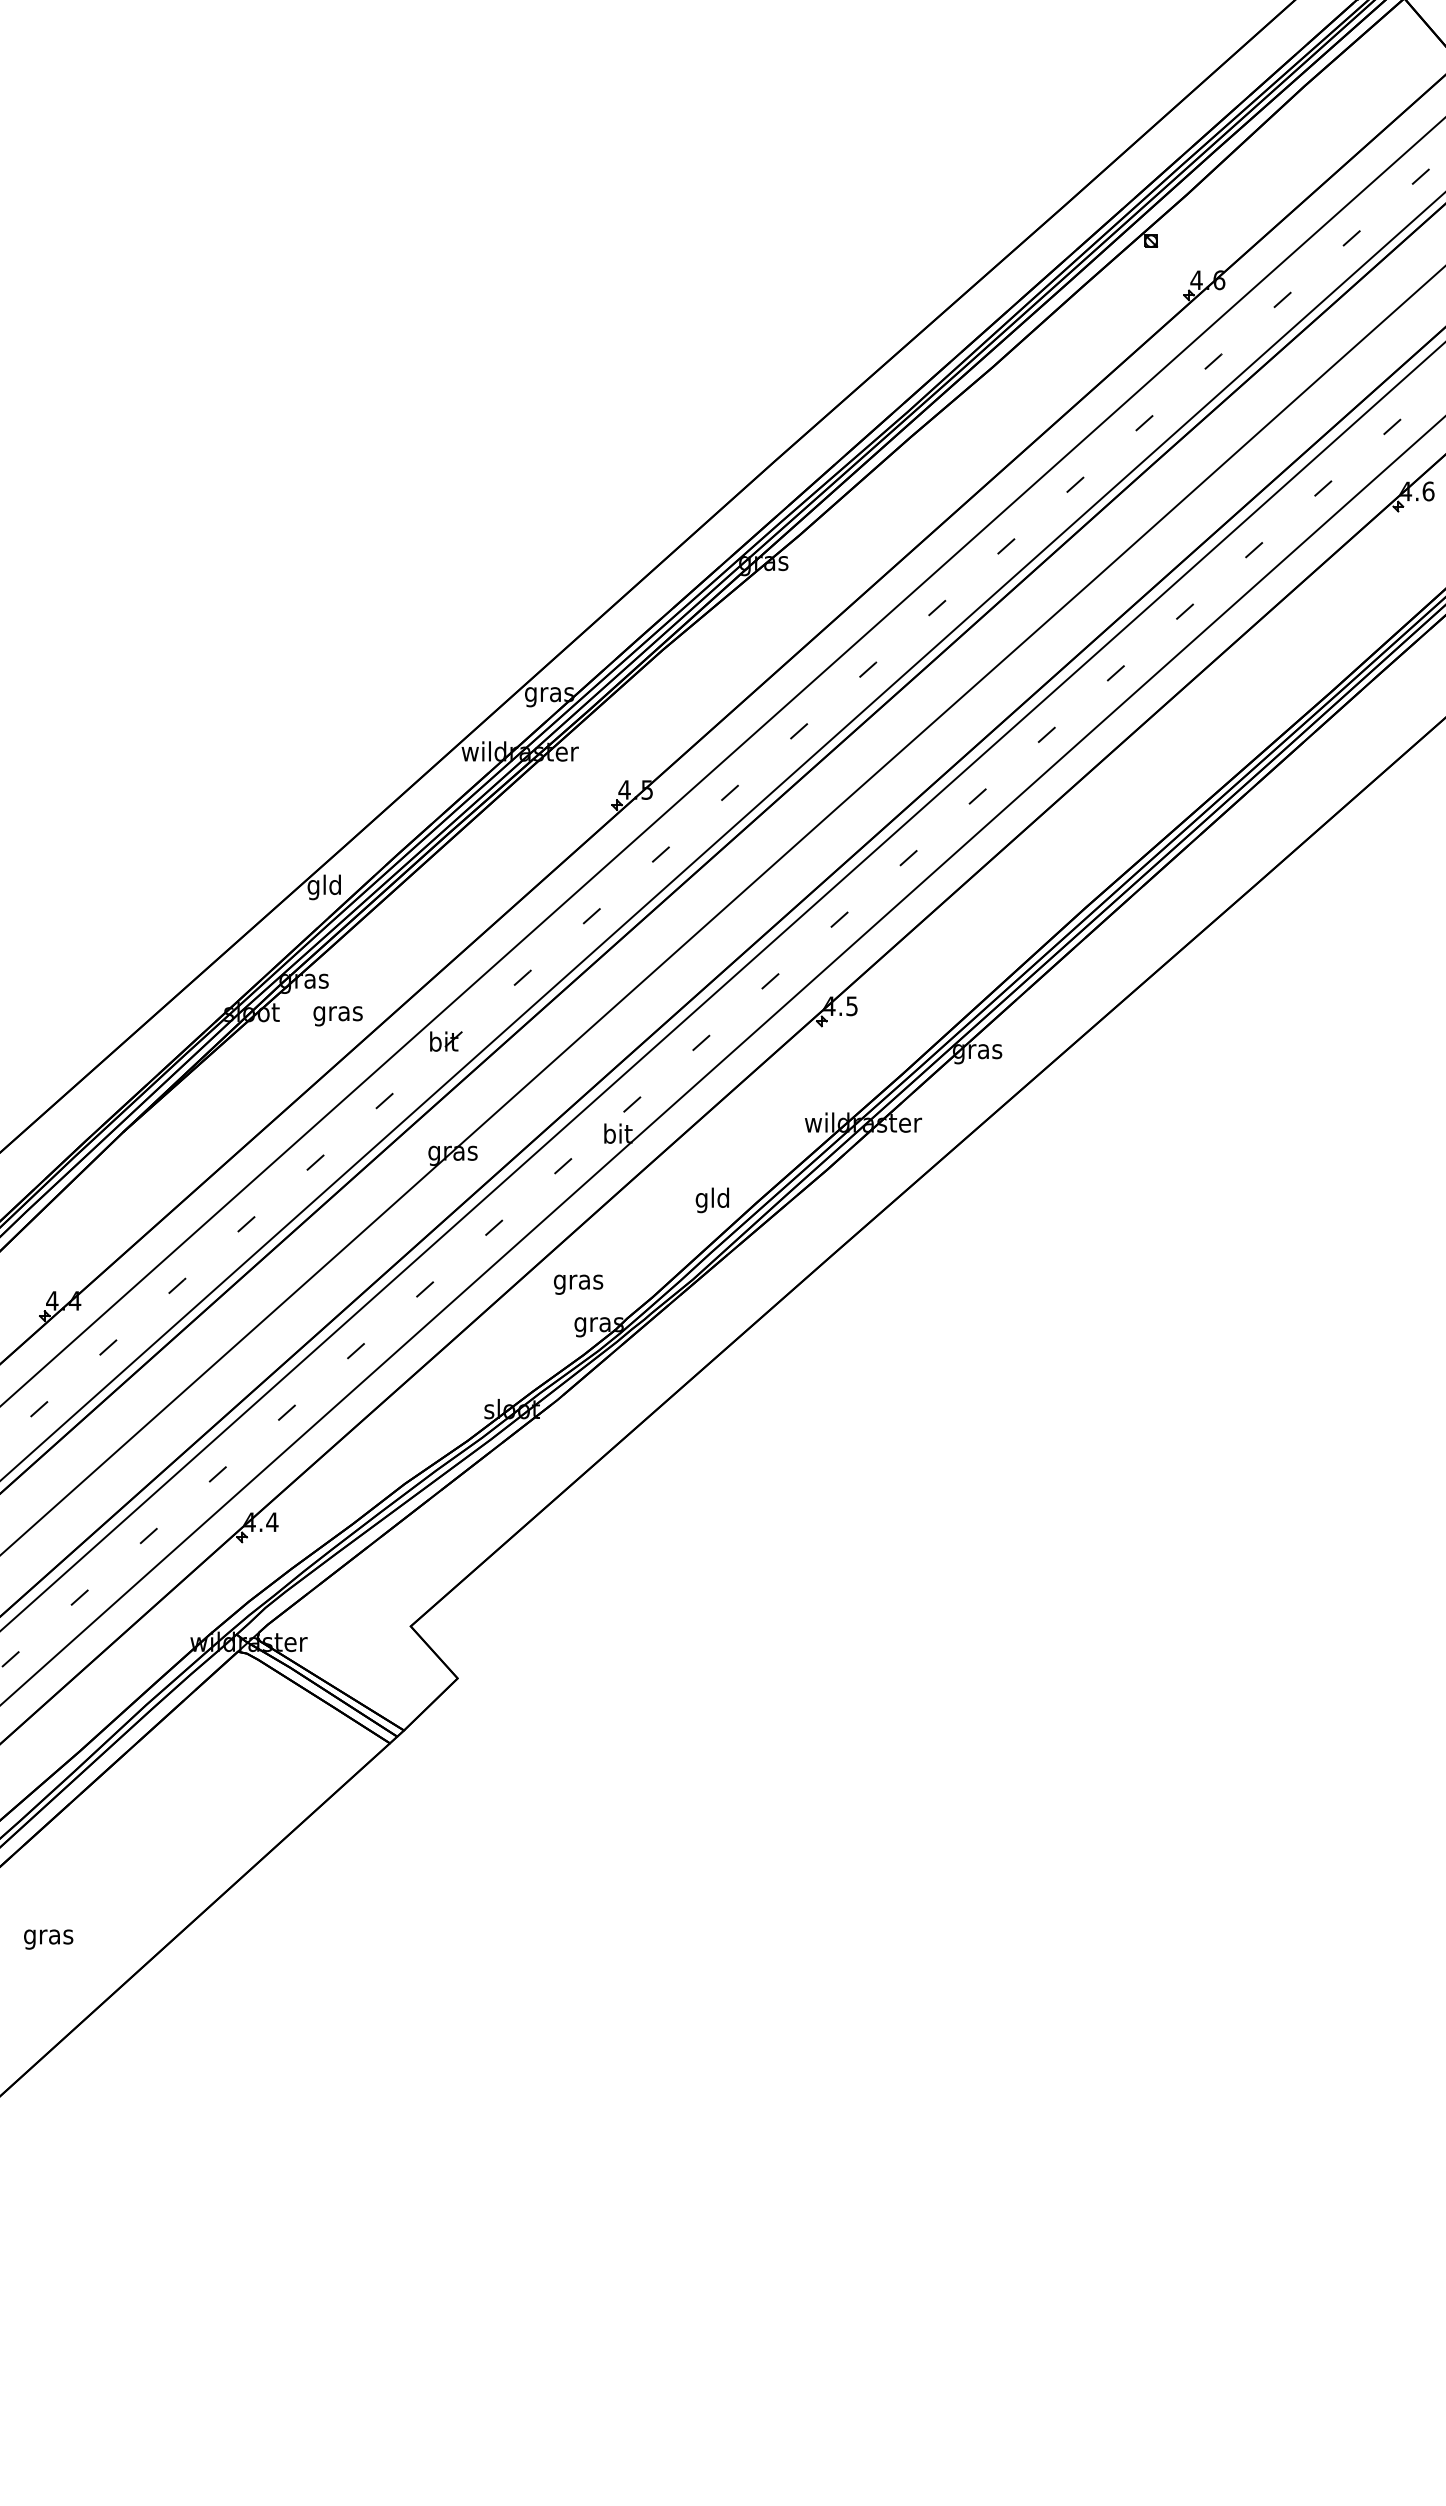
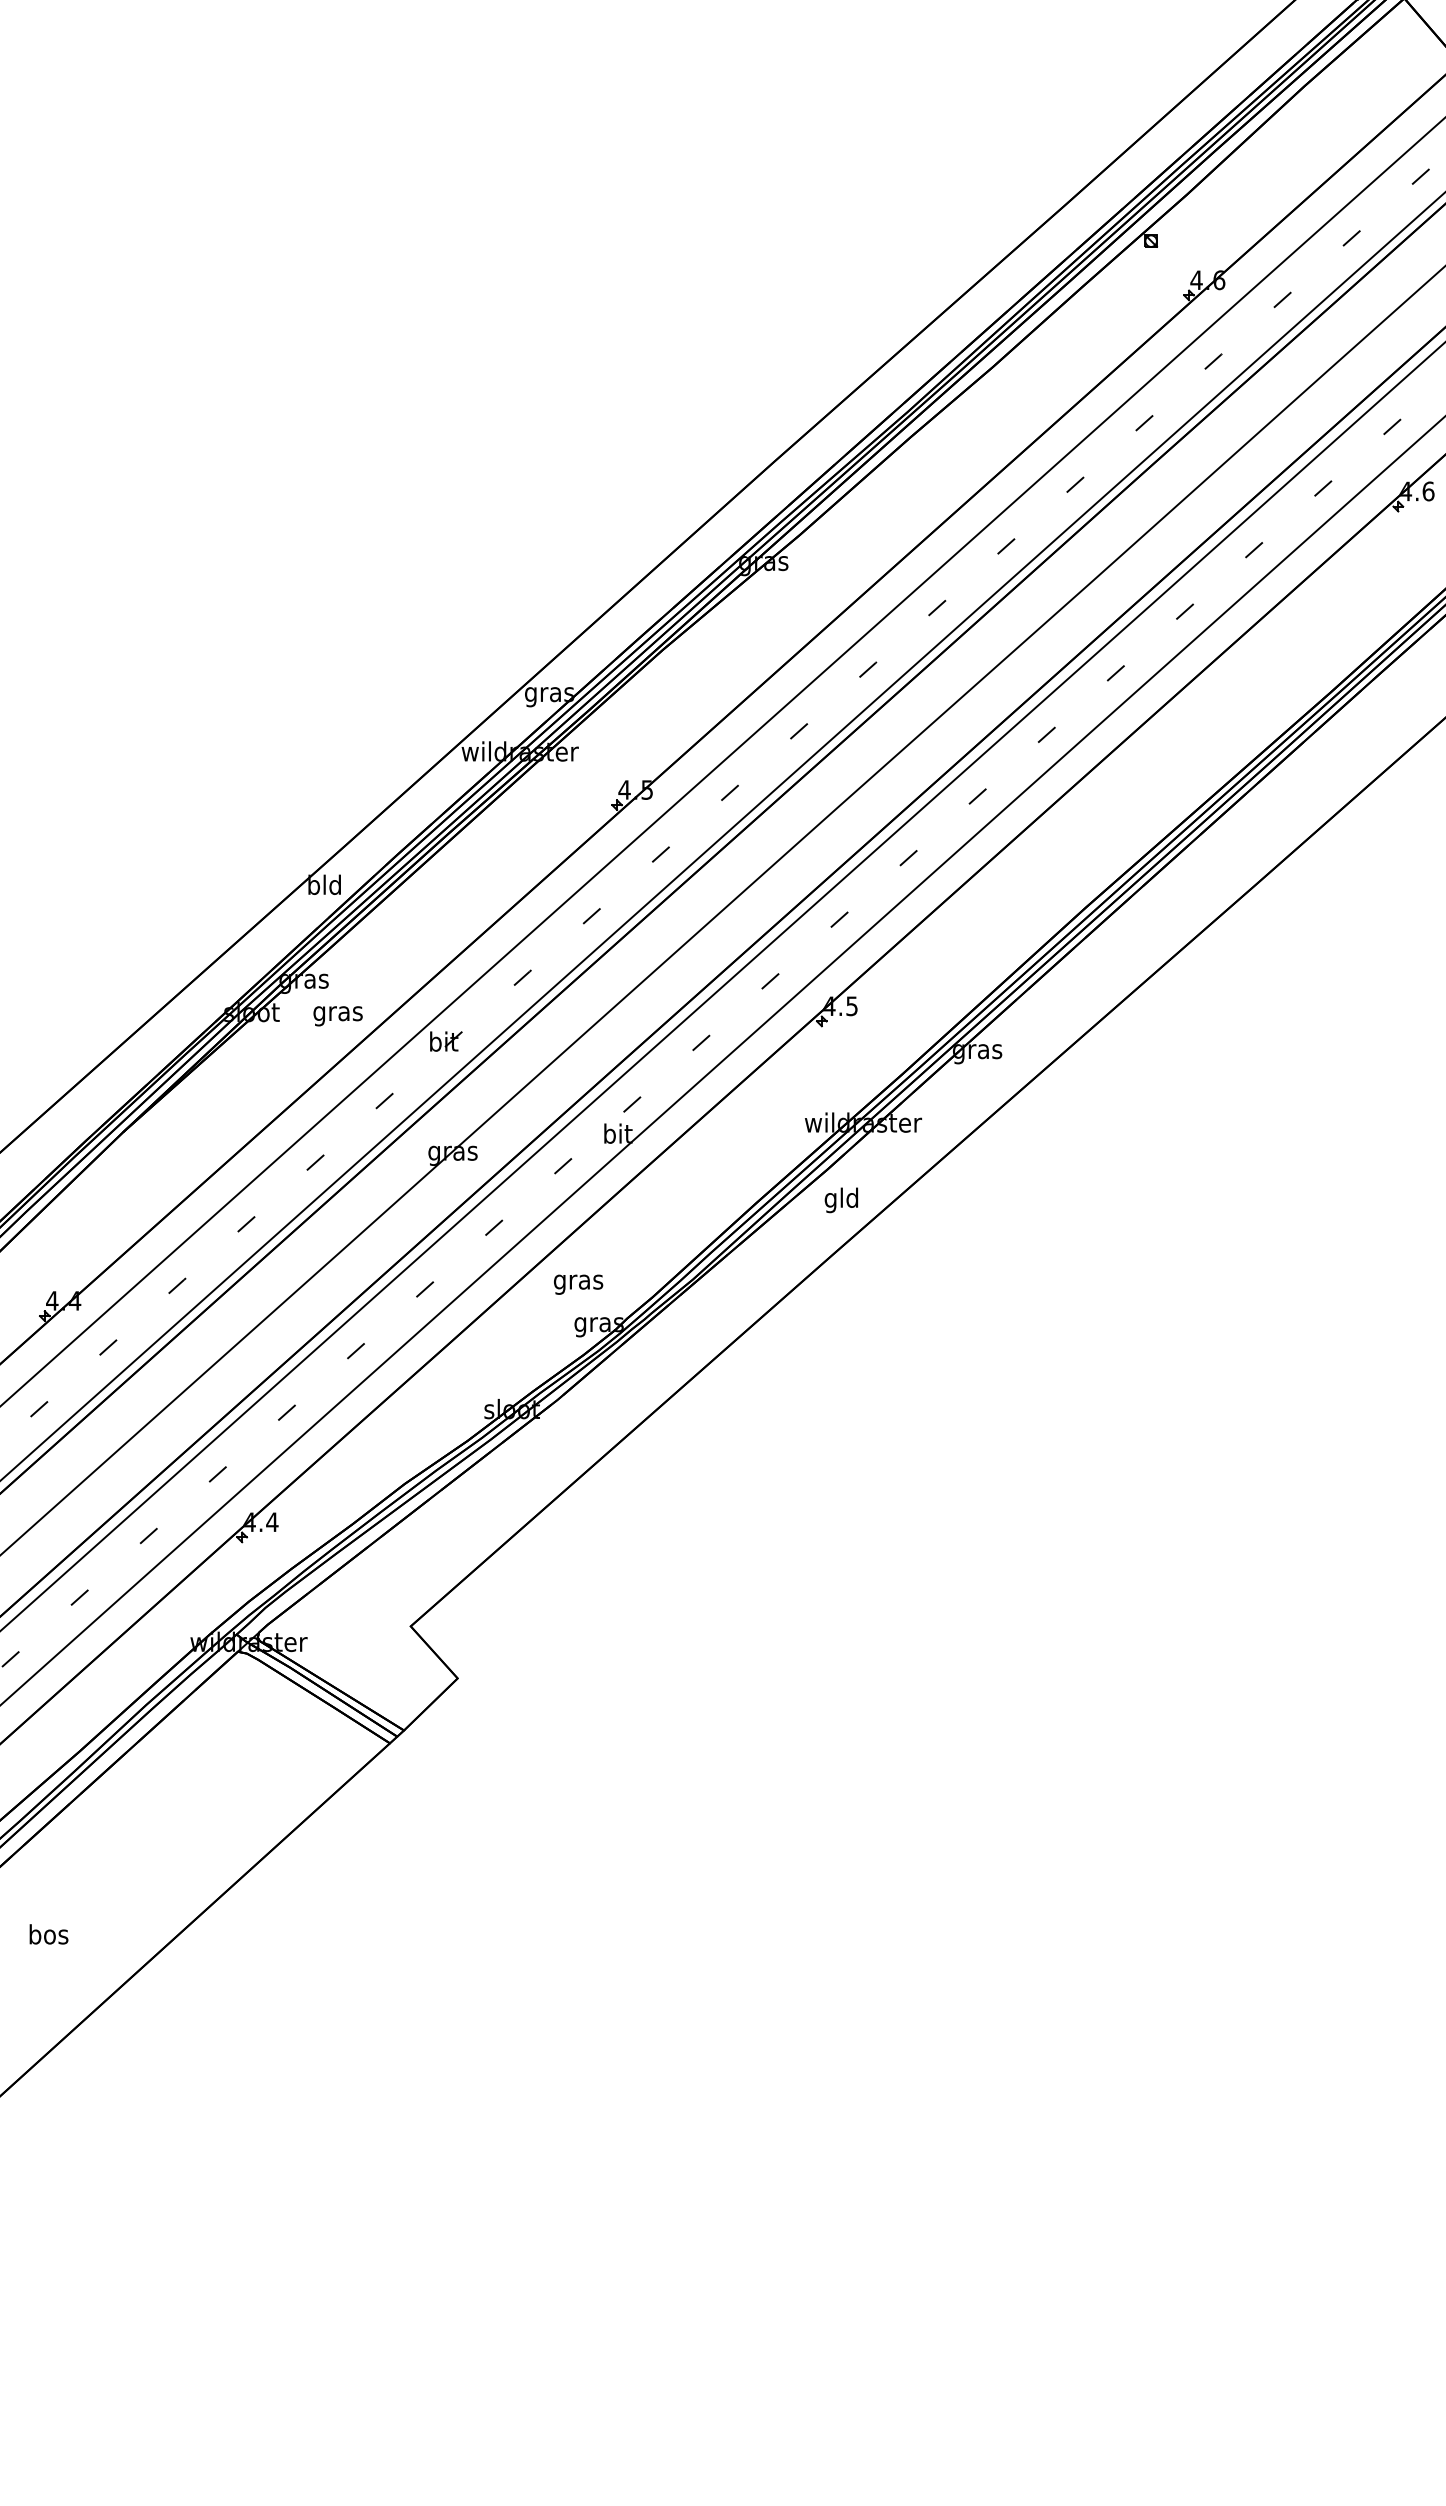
text: gld -> bld (313, 887)
text position: (711, 1200) -> (840, 1200) (840, 1200)
text: gras -> bos (48, 1936)
